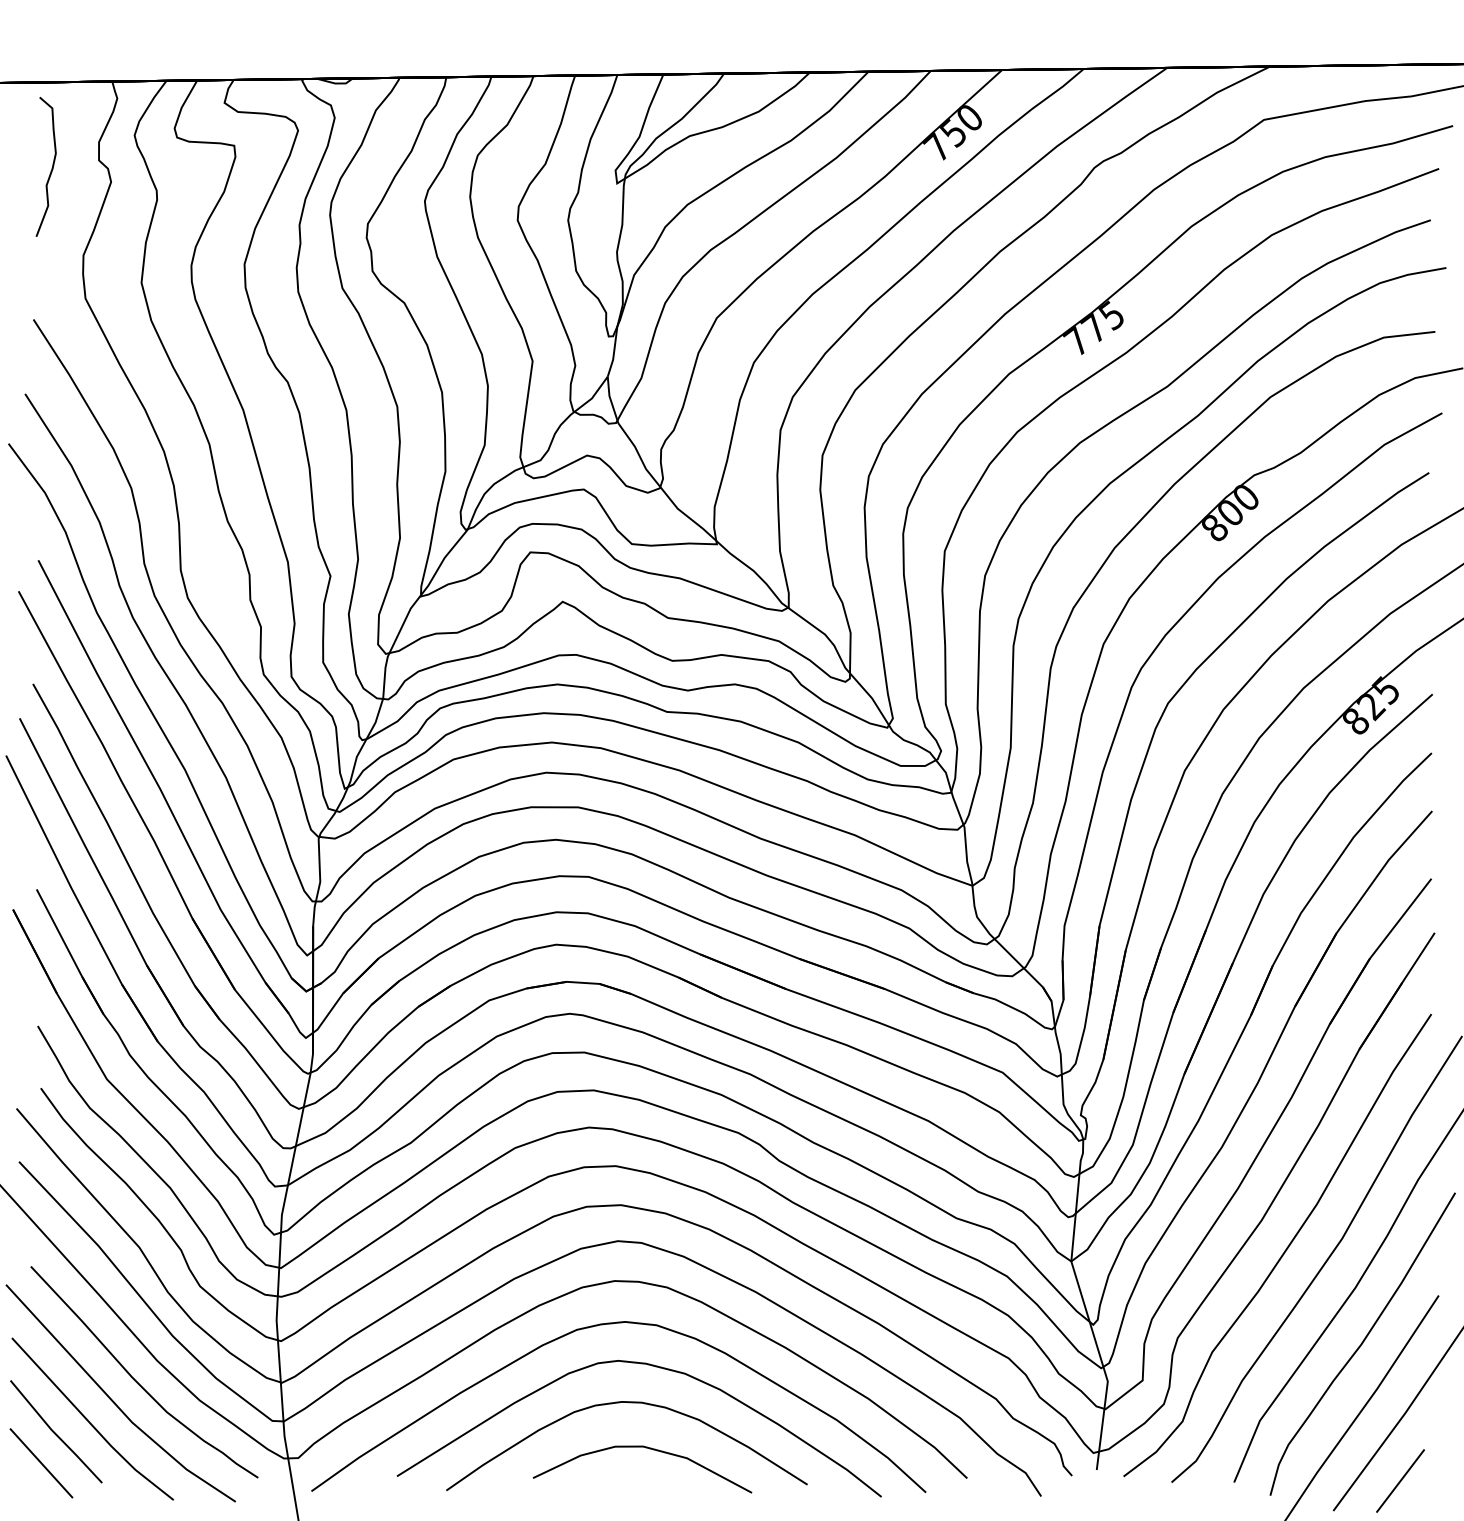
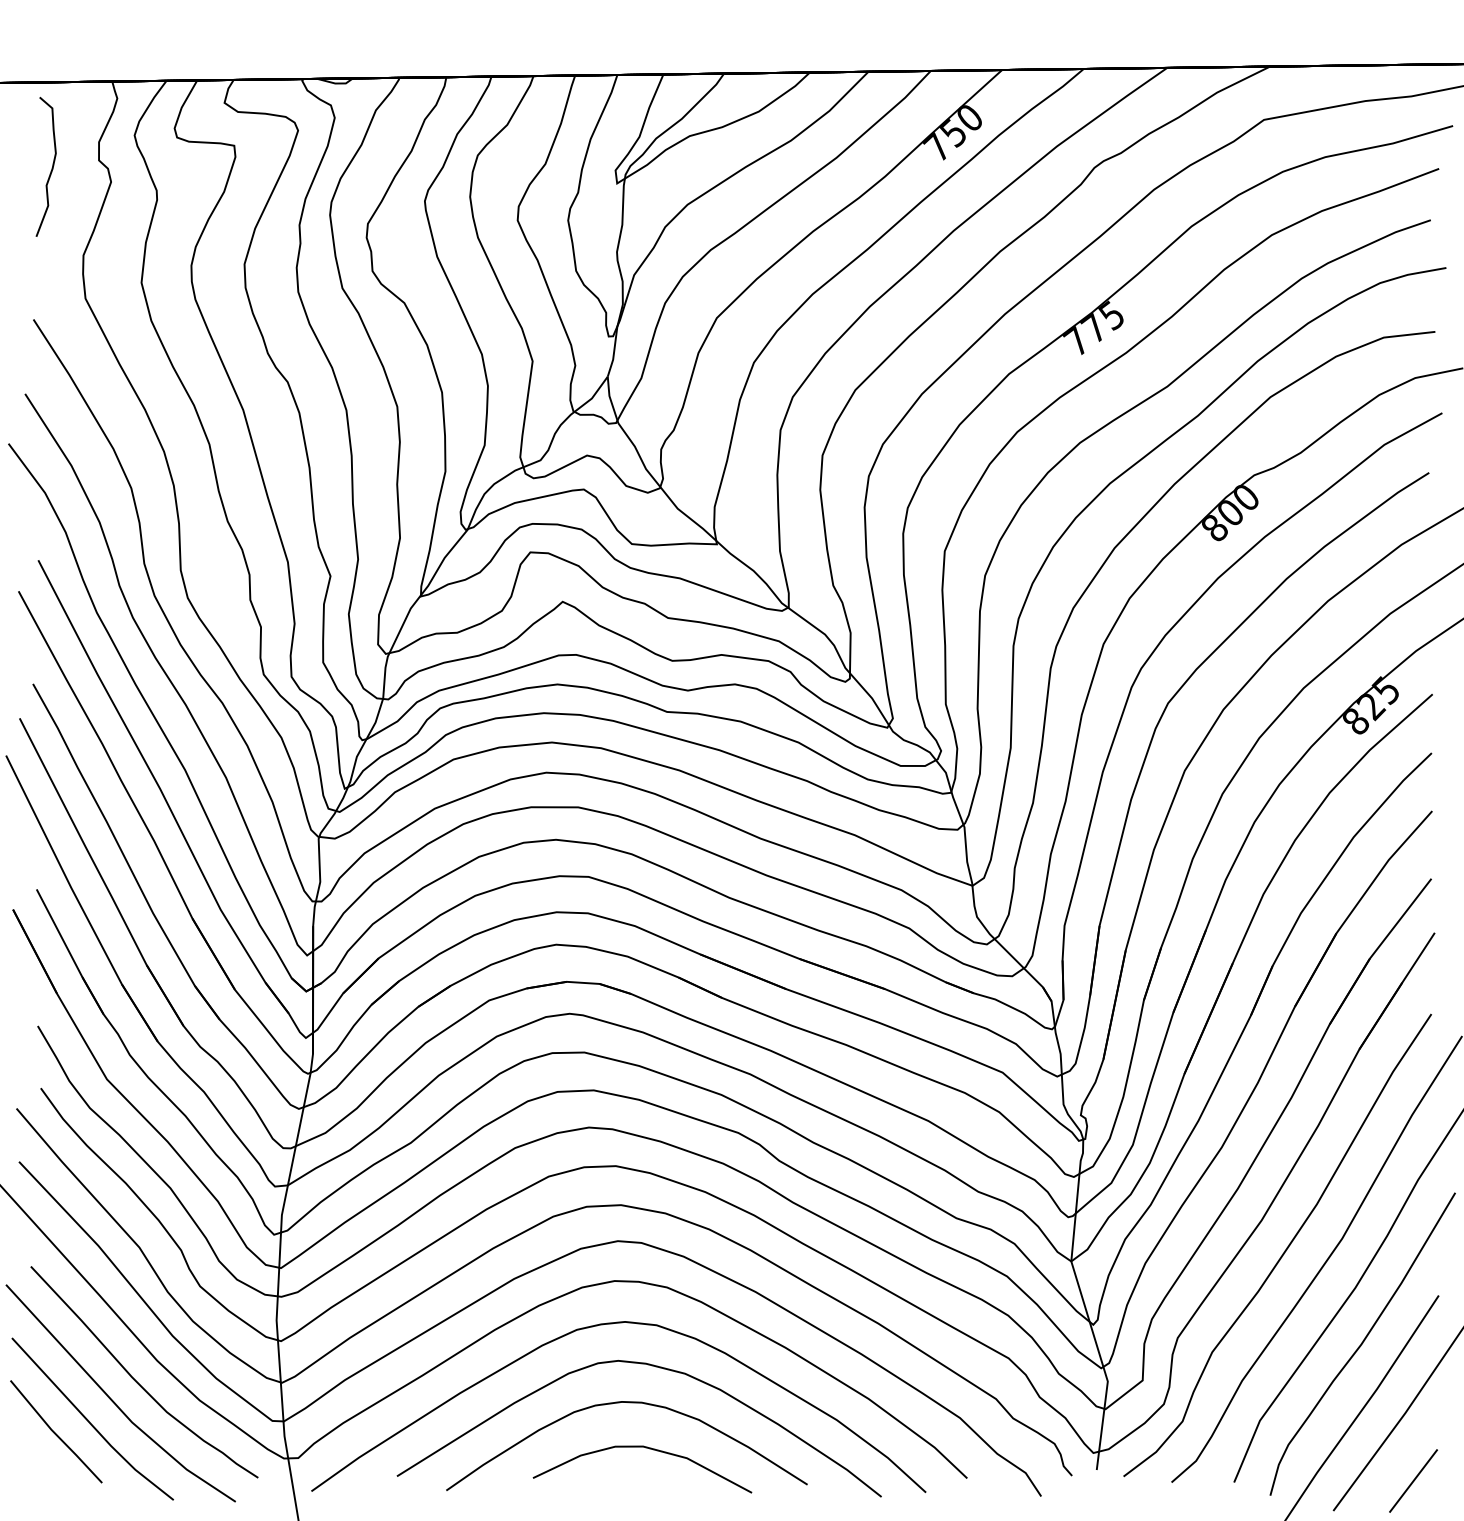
line: present -> none (41, 1463)
line position: (1400, 1480) -> (1413, 1480) (1413, 1480)
